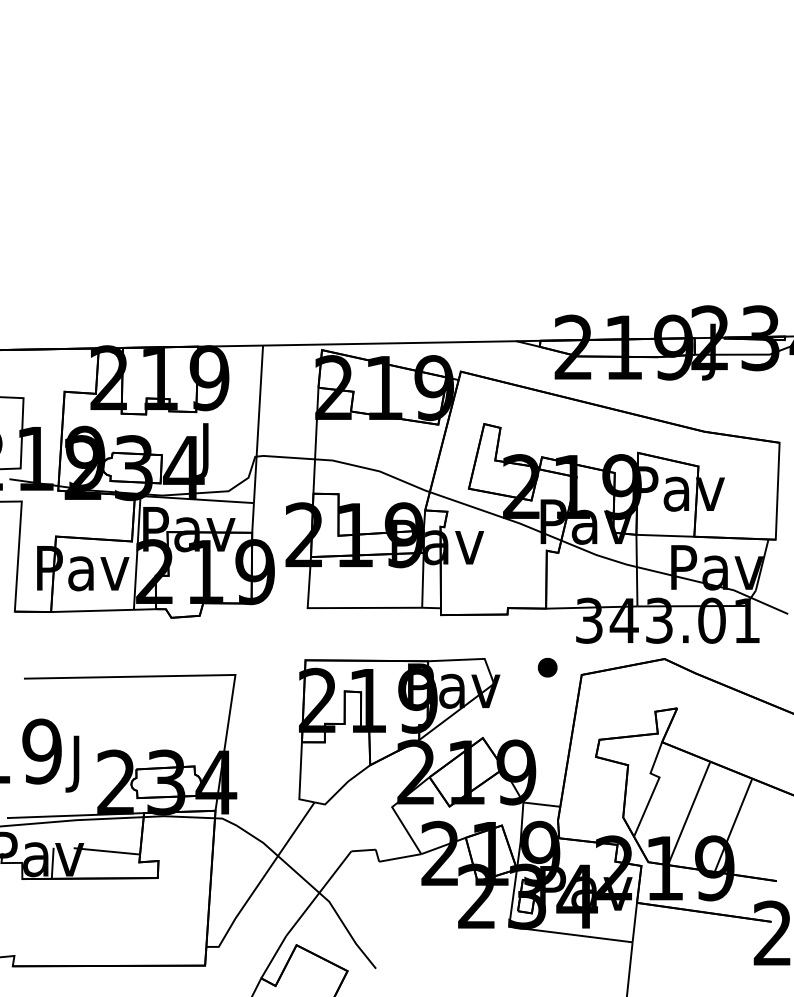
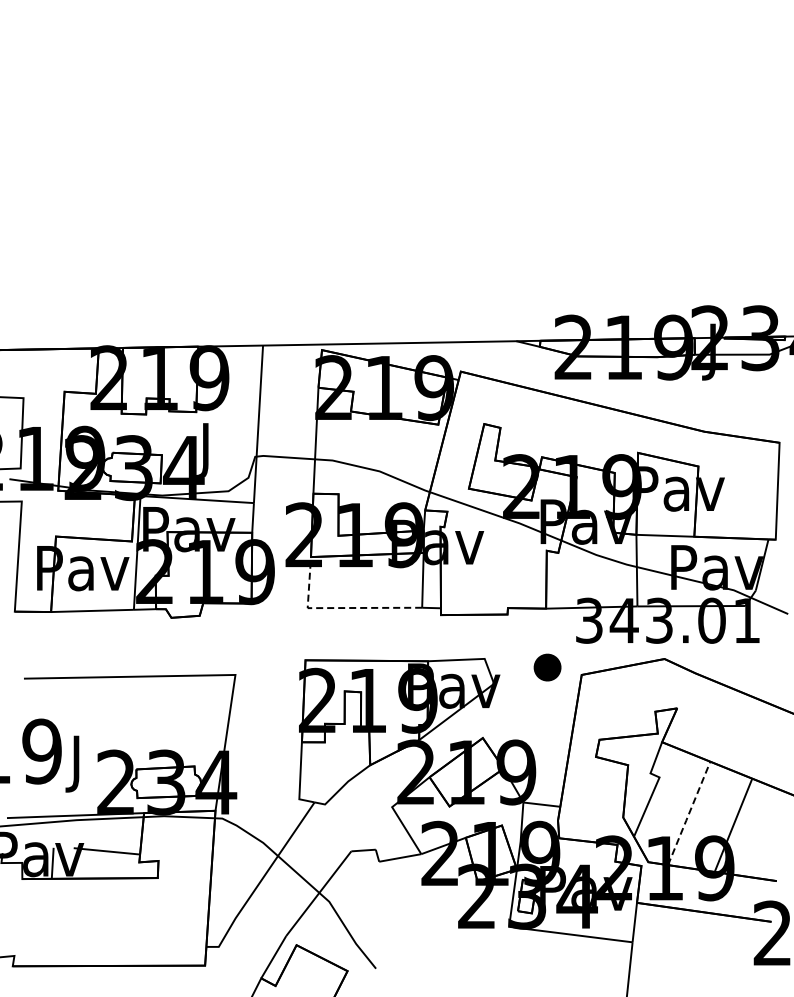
line: solid -> dashed (338, 608)
part size: 20x20 px -> 29x29 px (547, 667)
line: solid -> dashed (689, 813)
